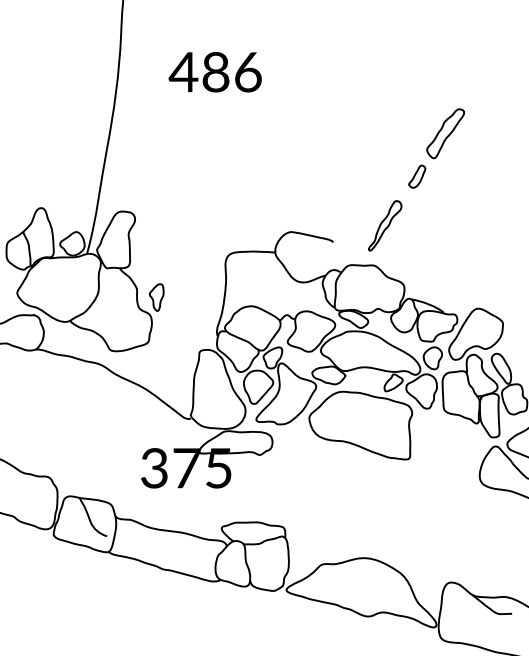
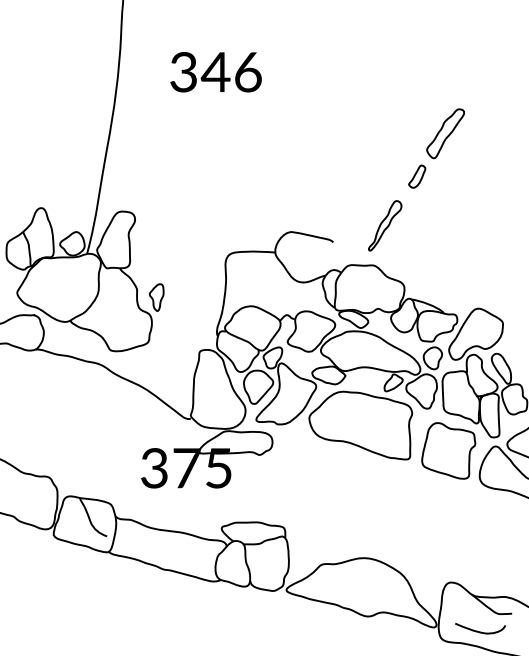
text: 486 -> 346 (199, 72)
part: none -> present (448, 450)
curve: none -> present (480, 631)
